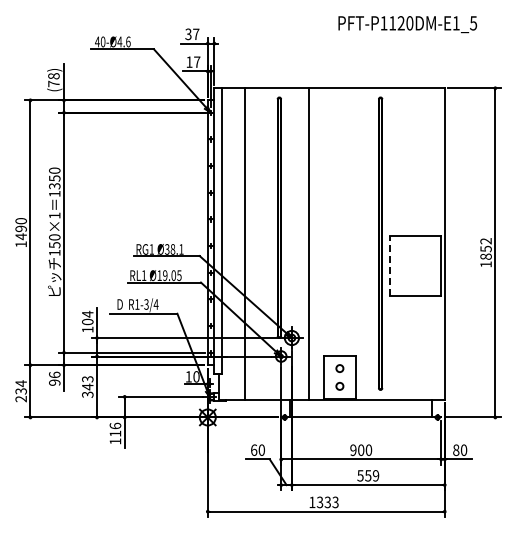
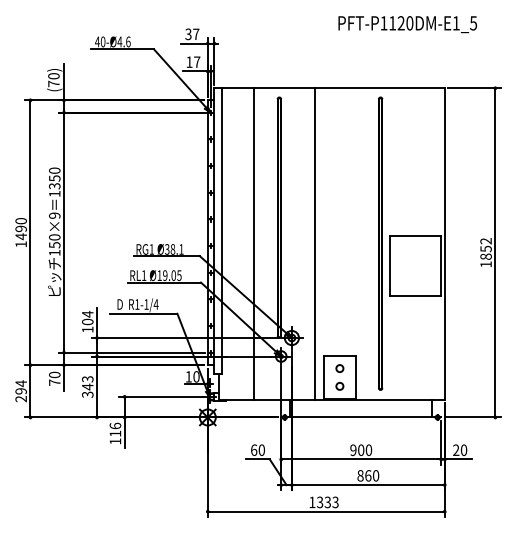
text: (78) -> (70) (53, 76)
text: 150×1 -> 150×9 (54, 215)
line position: (245, 243) -> (254, 243) (254, 243)
line position: (308, 243) -> (314, 243) (314, 243)
line: dashed -> solid (389, 265)
text: R1-3/4 -> R1-1/4 (146, 304)
text: 96 -> 70 (54, 378)
text: 234 -> 294 (20, 391)
text: 80 -> 20 (456, 450)
text: 559 -> 860 (368, 475)
